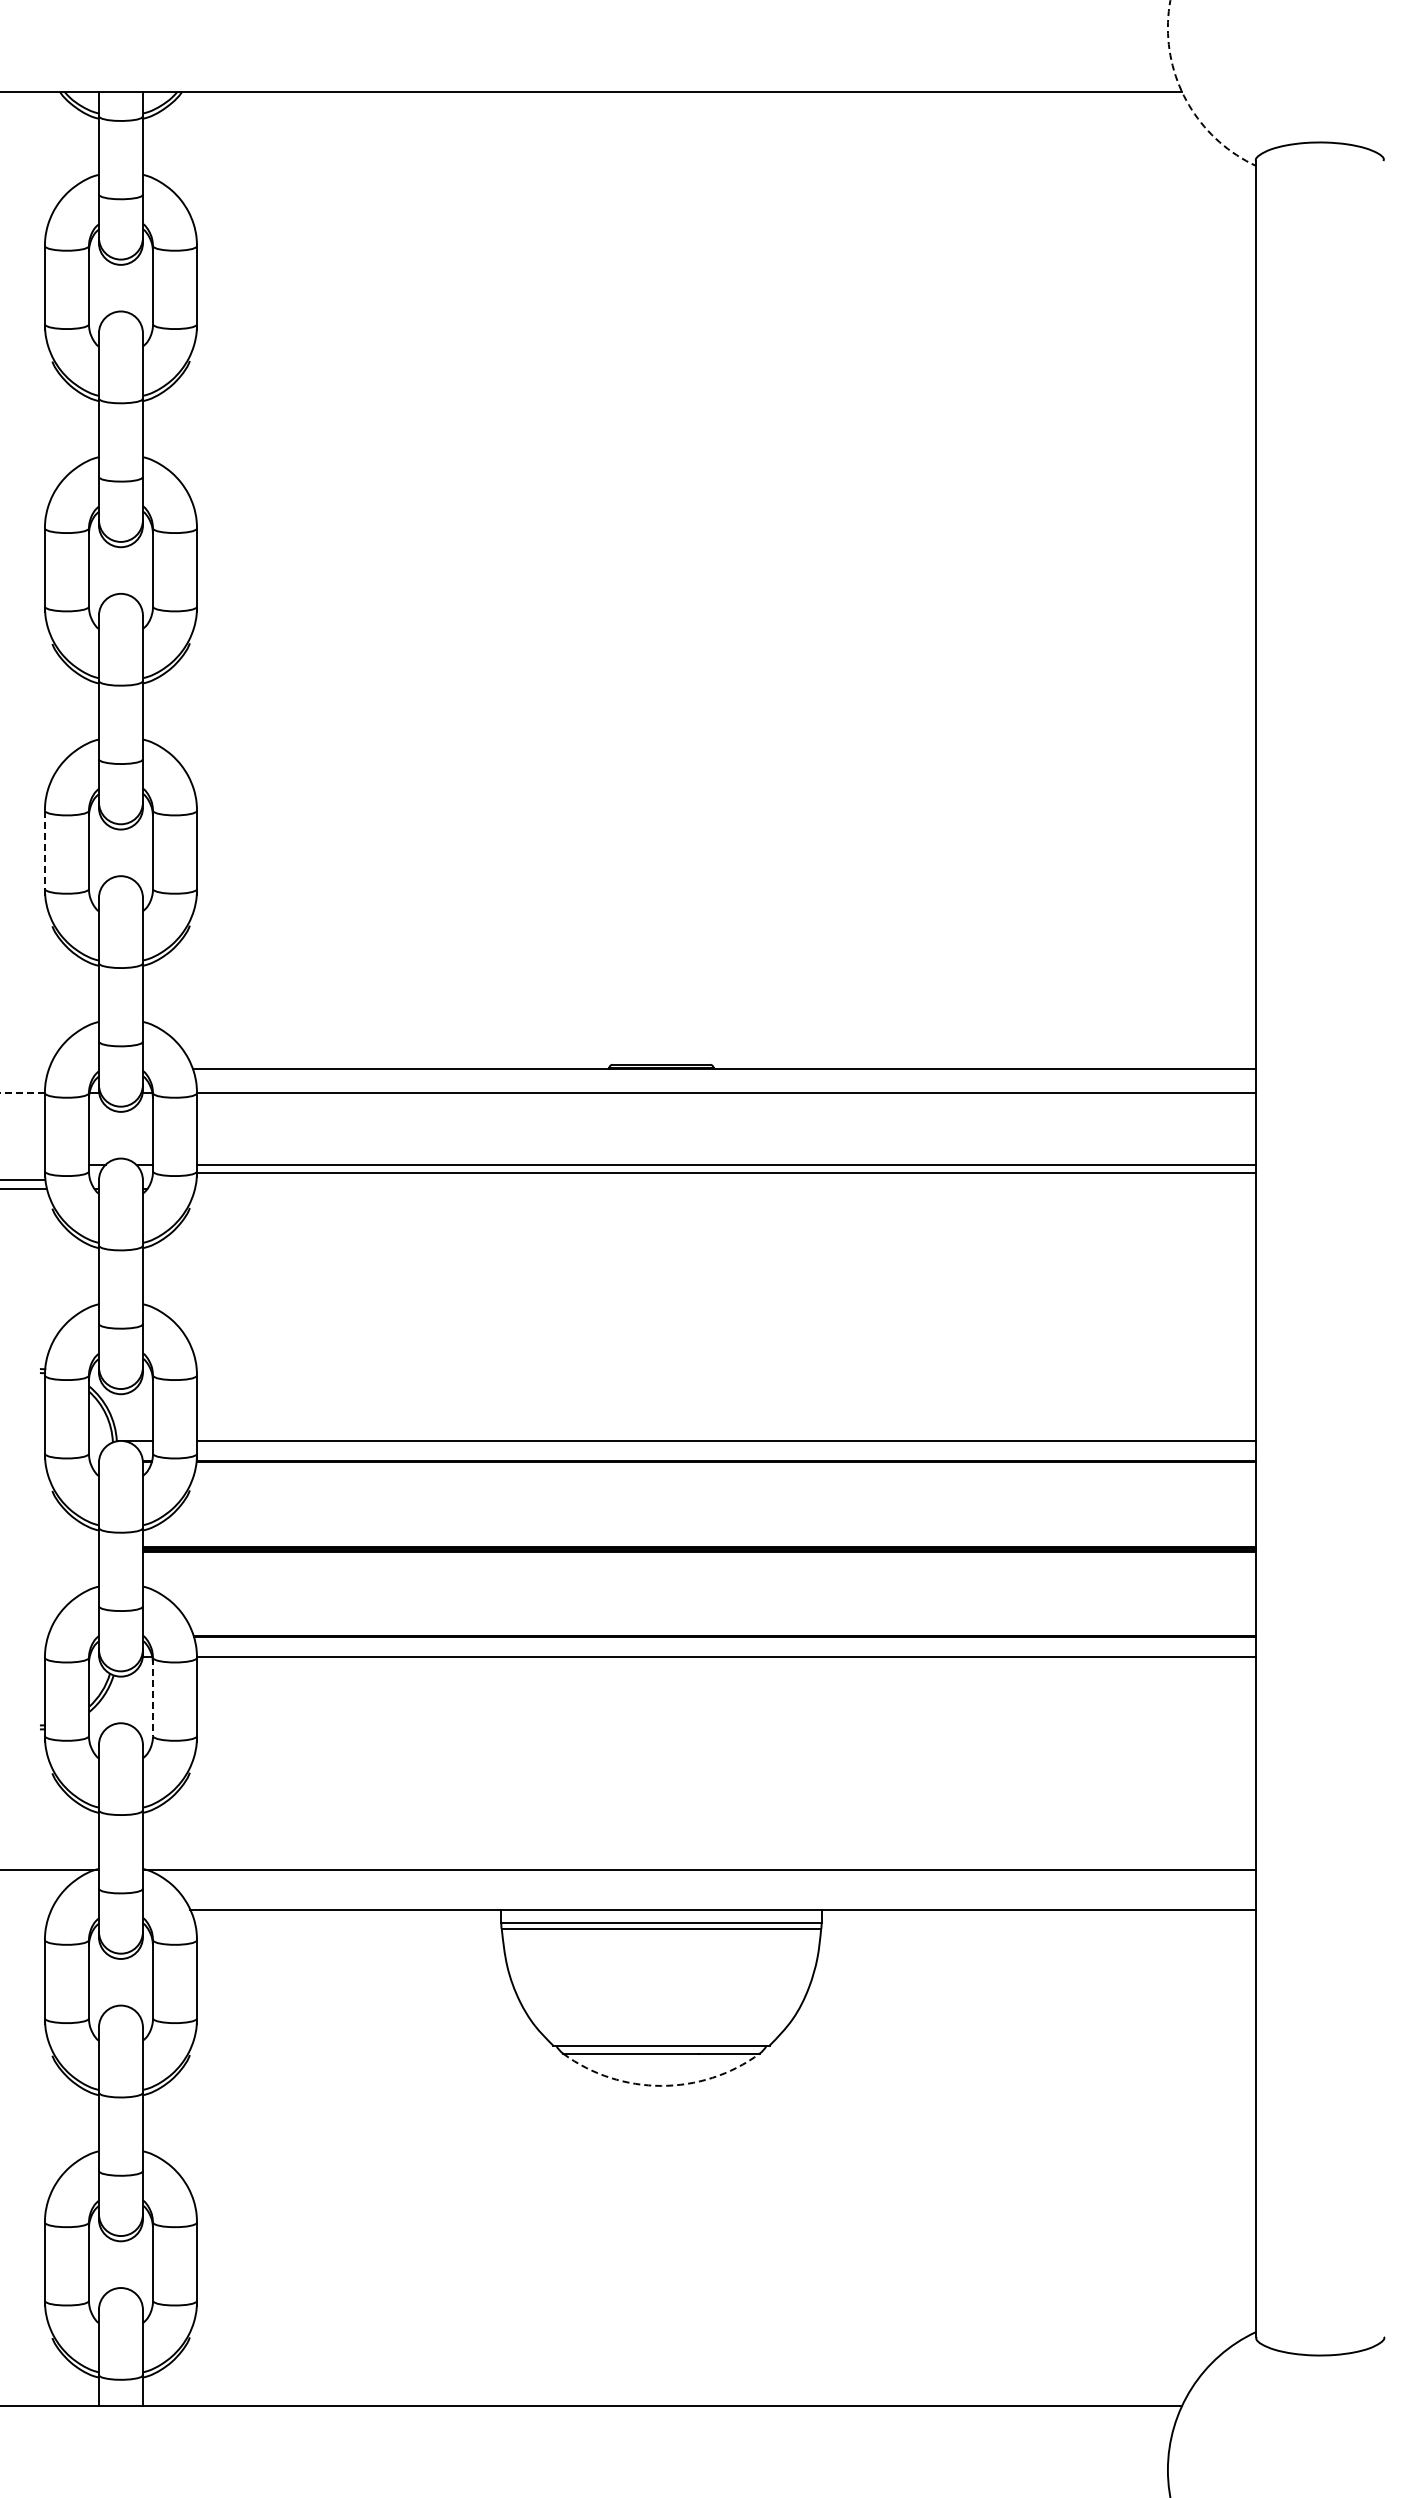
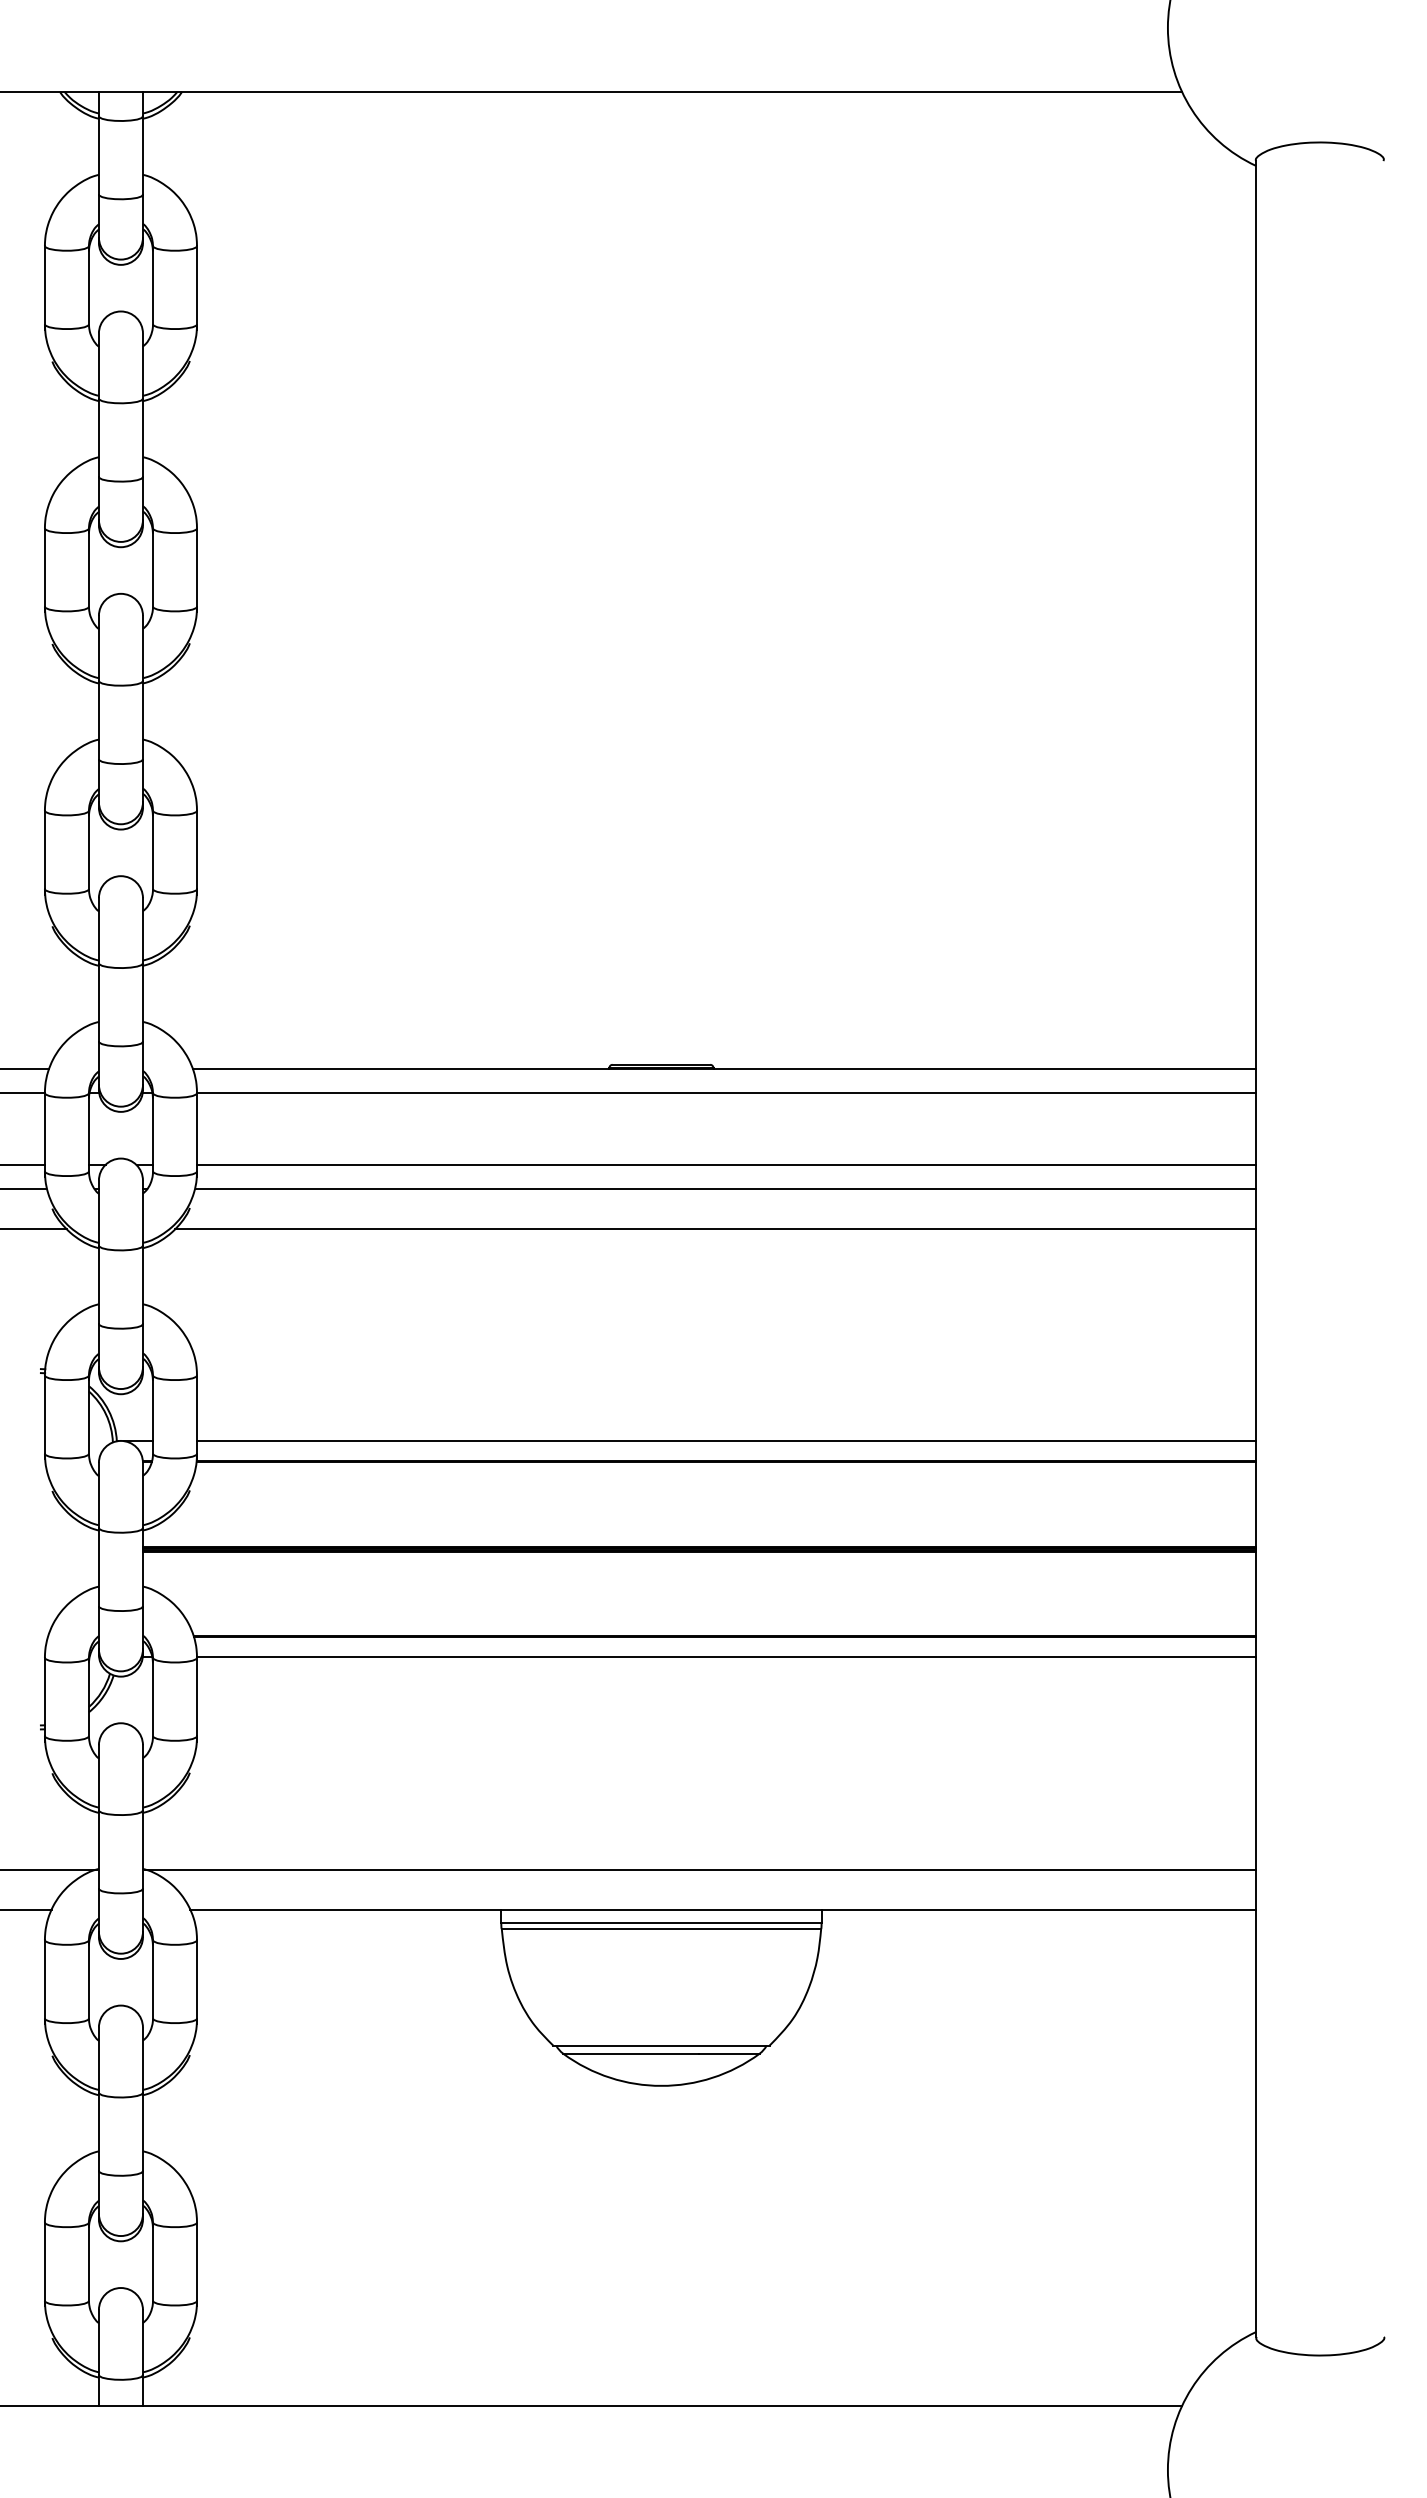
arc: dashed -> solid (1185, 97)
line: dashed -> solid (44, 850)
line: none -> present (25, 1068)
line: dashed -> solid (22, 1092)
line position: (725, 1172) -> (725, 1188) (725, 1188)
line position: (23, 1179) -> (23, 1164) (23, 1164)
line: none -> present (34, 1228)
line: none -> present (715, 1228)
line: dashed -> solid (152, 1697)
line: none -> present (26, 1909)
arc: dashed -> solid (661, 2085)
